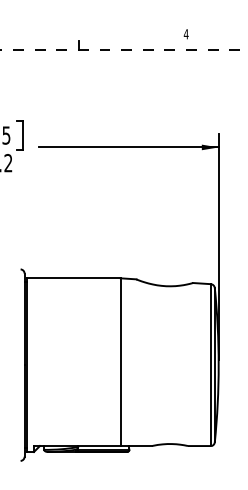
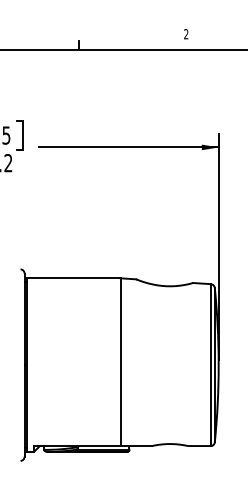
text: 4 -> 2 (185, 34)
line: dashed -> solid (124, 50)
